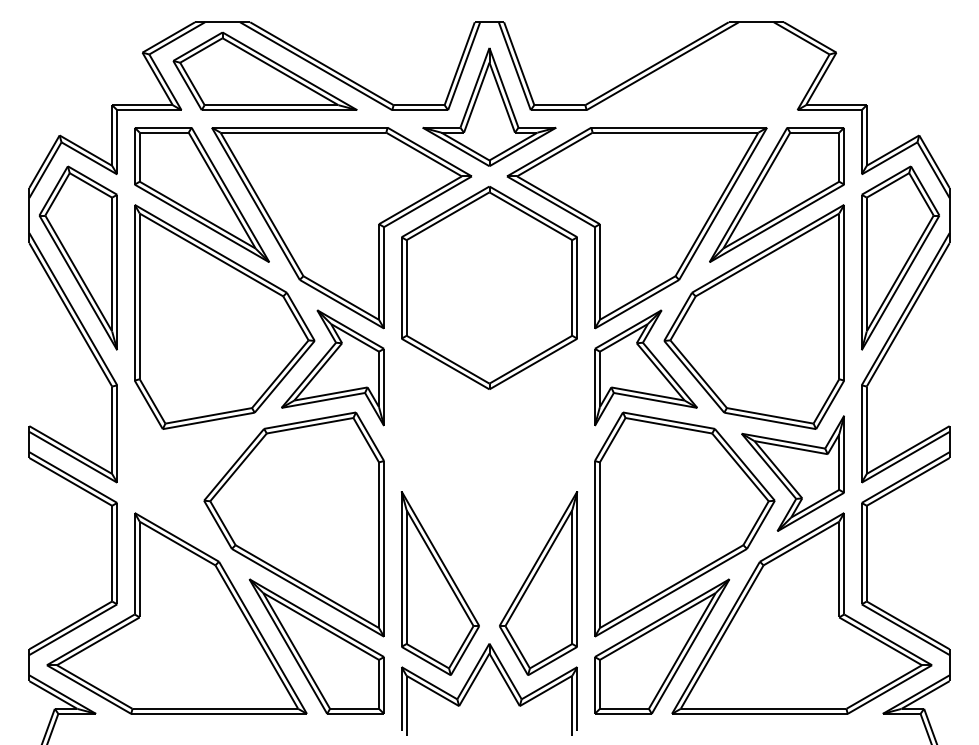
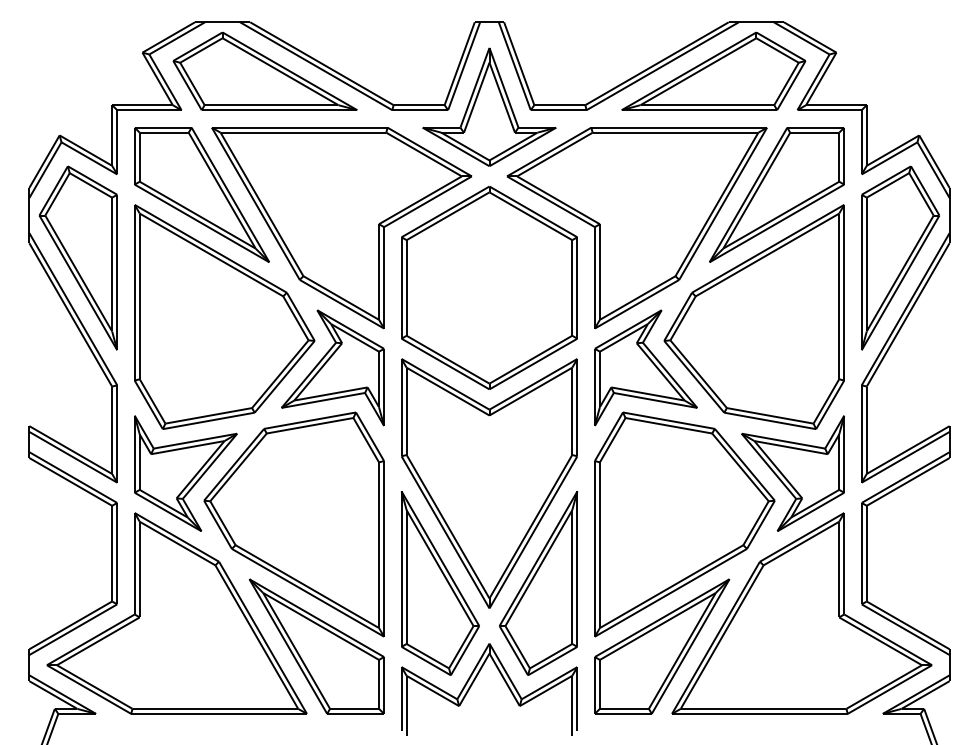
part: none -> present (713, 70)
part: none -> present (185, 473)
part: none -> present (489, 483)
